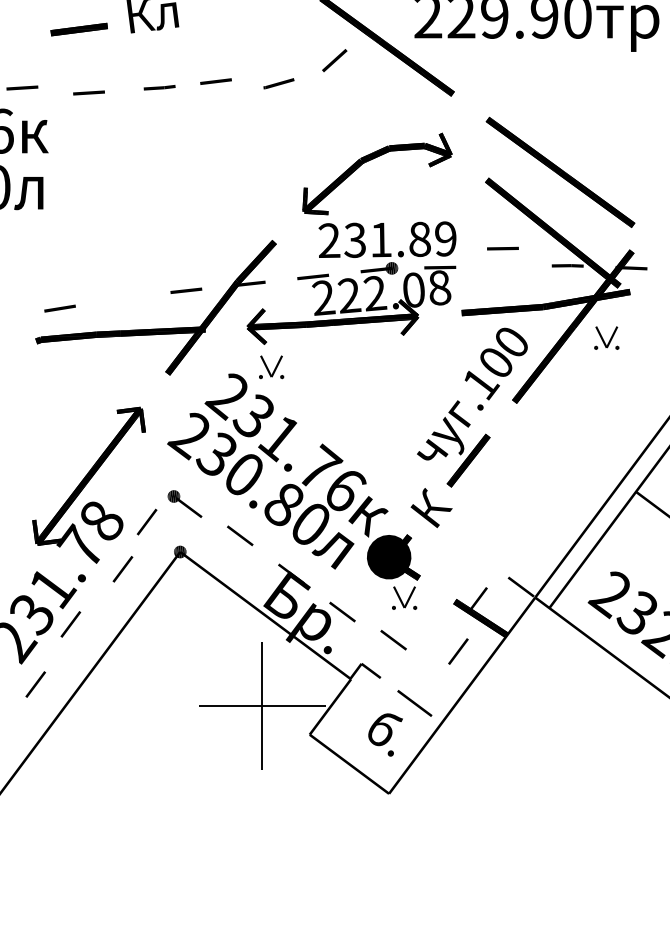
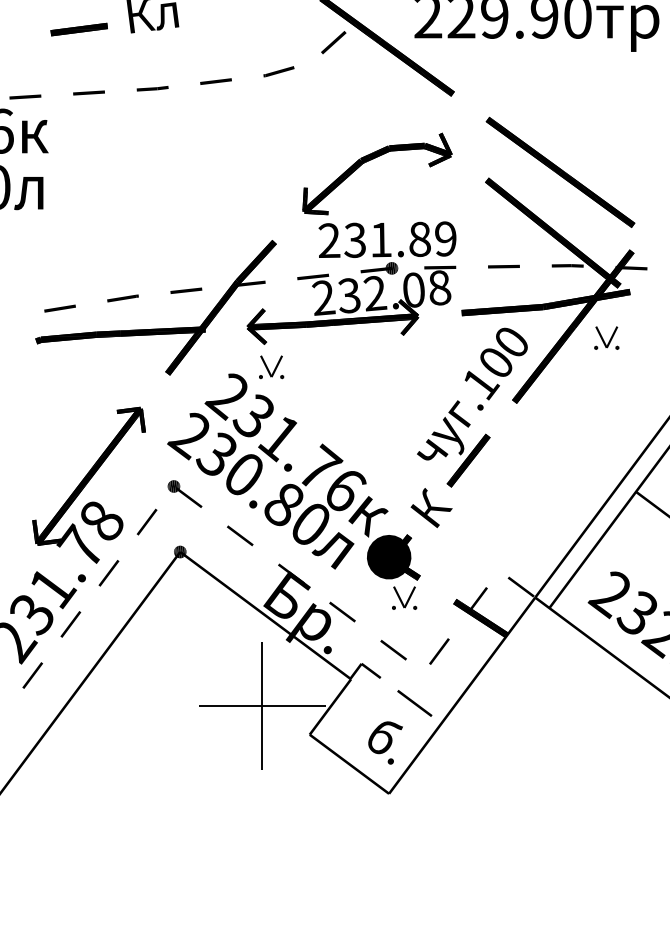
line position: (334, 60) -> (333, 42) (333, 42)
line position: (278, 83) -> (278, 71) (278, 71)
line position: (22, 87) -> (25, 96) (25, 96)
line position: (159, 87) -> (152, 88) (152, 88)
line position: (502, 248) -> (503, 266) (503, 266)
text: 222.08 -> 232.08 (349, 295)
line: none -> present (122, 298)
part position: (184, 503) -> (184, 493) (184, 493)
line position: (122, 569) -> (108, 573) (108, 573)
line position: (393, 639) -> (393, 649) (393, 649)
line position: (458, 651) -> (439, 651) (439, 651)
line position: (35, 684) -> (32, 675) (32, 675)
text position: (385, 734) -> (385, 742) (385, 742)
